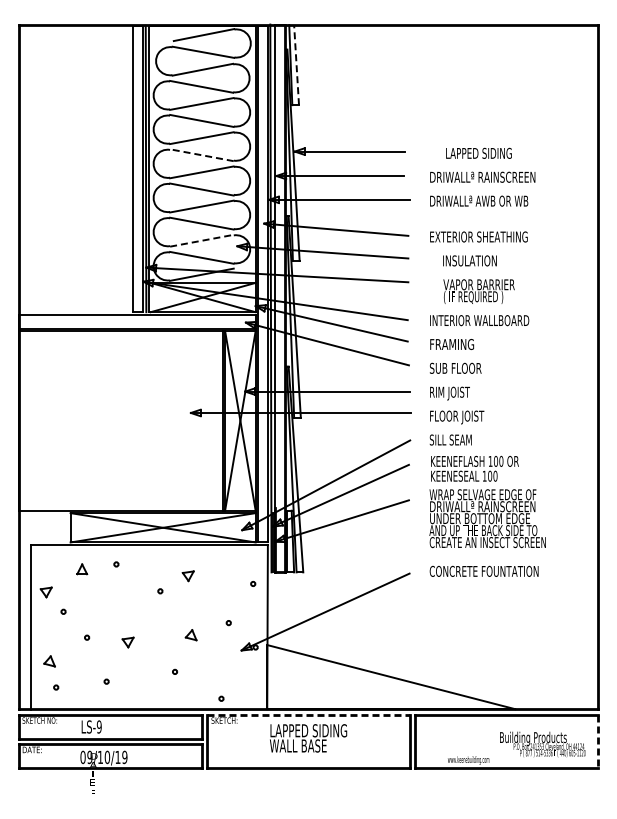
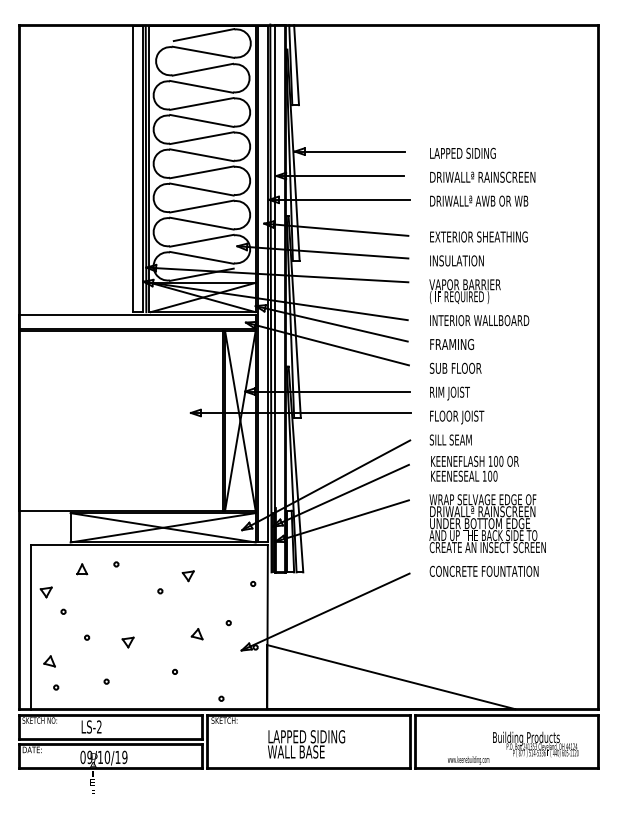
line: dashed -> solid (296, 64)
text position: (478, 152) -> (462, 152) (462, 152)
line: dashed -> solid (201, 155)
line: dashed -> solid (202, 240)
text position: (469, 260) -> (456, 260) (456, 260)
text position: (478, 291) -> (464, 291) (464, 291)
text position: (487, 518) -> (487, 523) (487, 523)
part position: (190, 635) -> (196, 634) (196, 634)
line: dashed -> solid (309, 714)
text: LS-9 -> LS-2 (98, 726)
text position: (308, 738) -> (306, 744) (306, 744)
line: dashed -> solid (598, 741)
text position: (542, 744) -> (535, 744) (535, 744)
